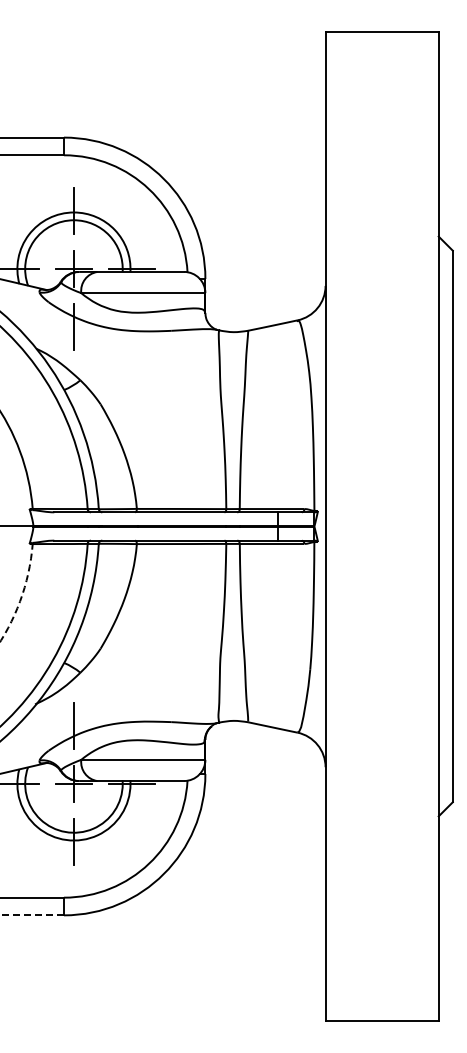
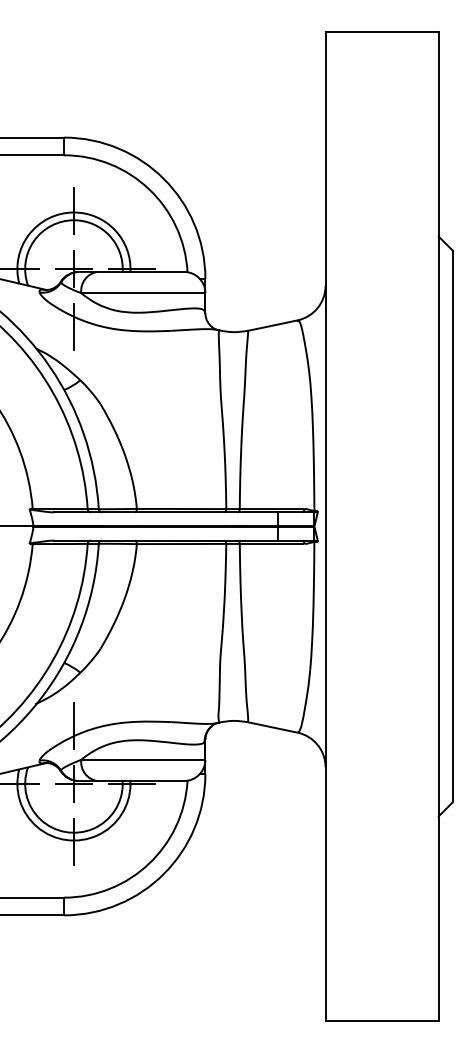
arc: dashed -> solid (21, 595)
line: dashed -> solid (31, 915)
